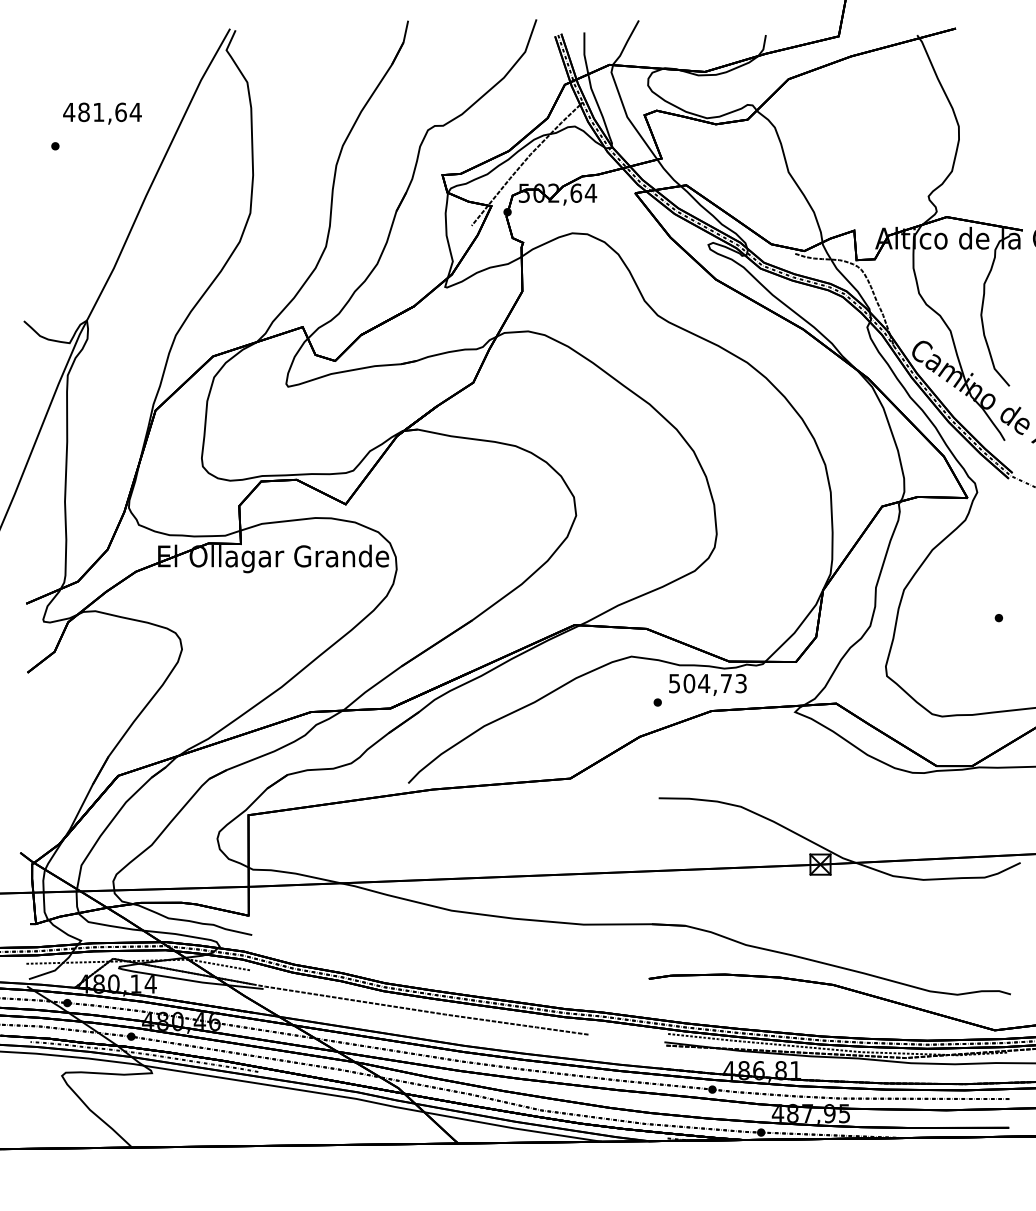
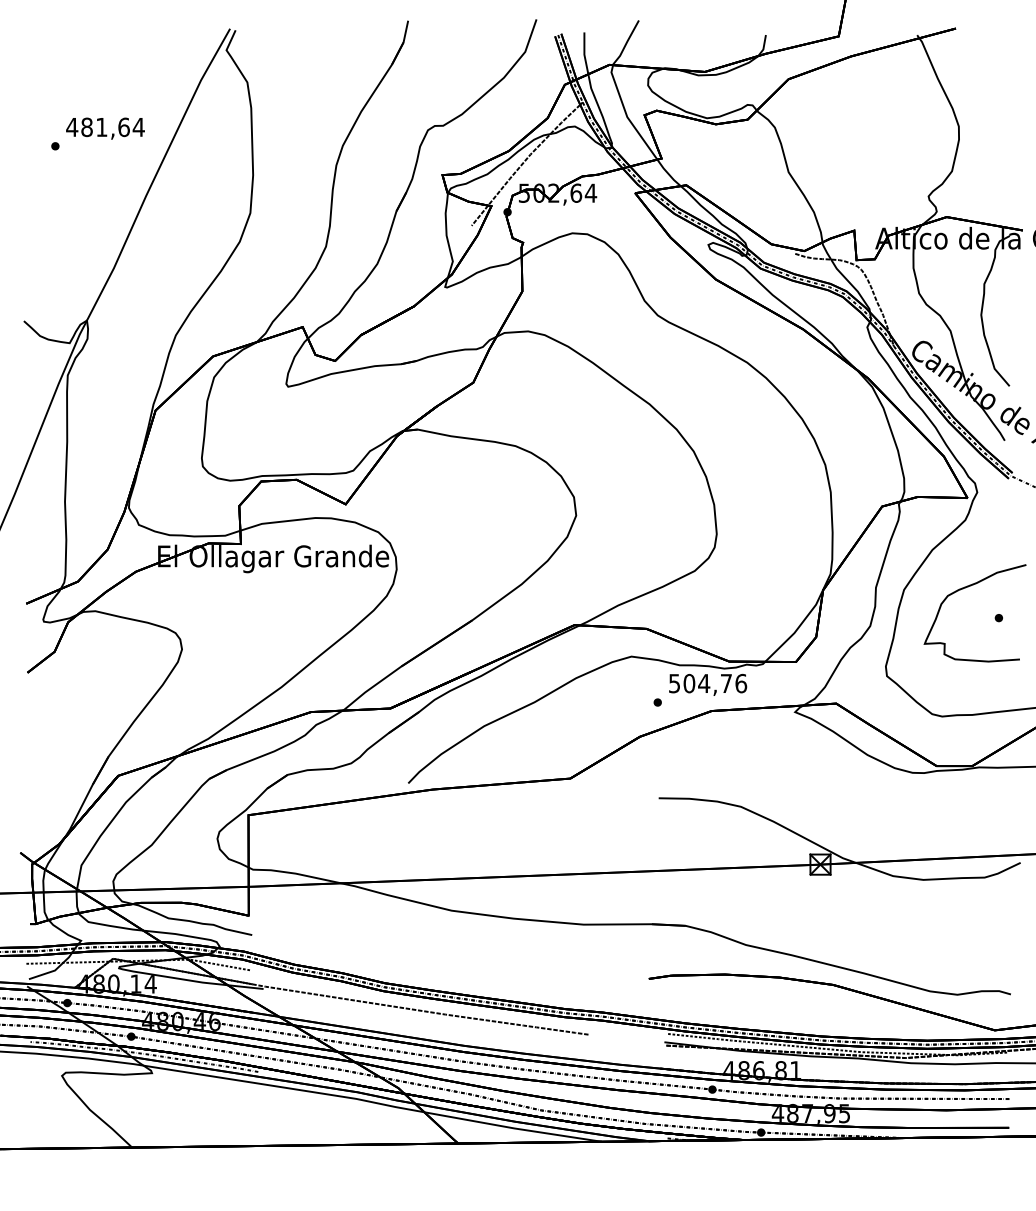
text position: (102, 113) -> (105, 128) (105, 128)
curve: none -> present (963, 589)
text: 504,73 -> 504,76 (741, 683)
